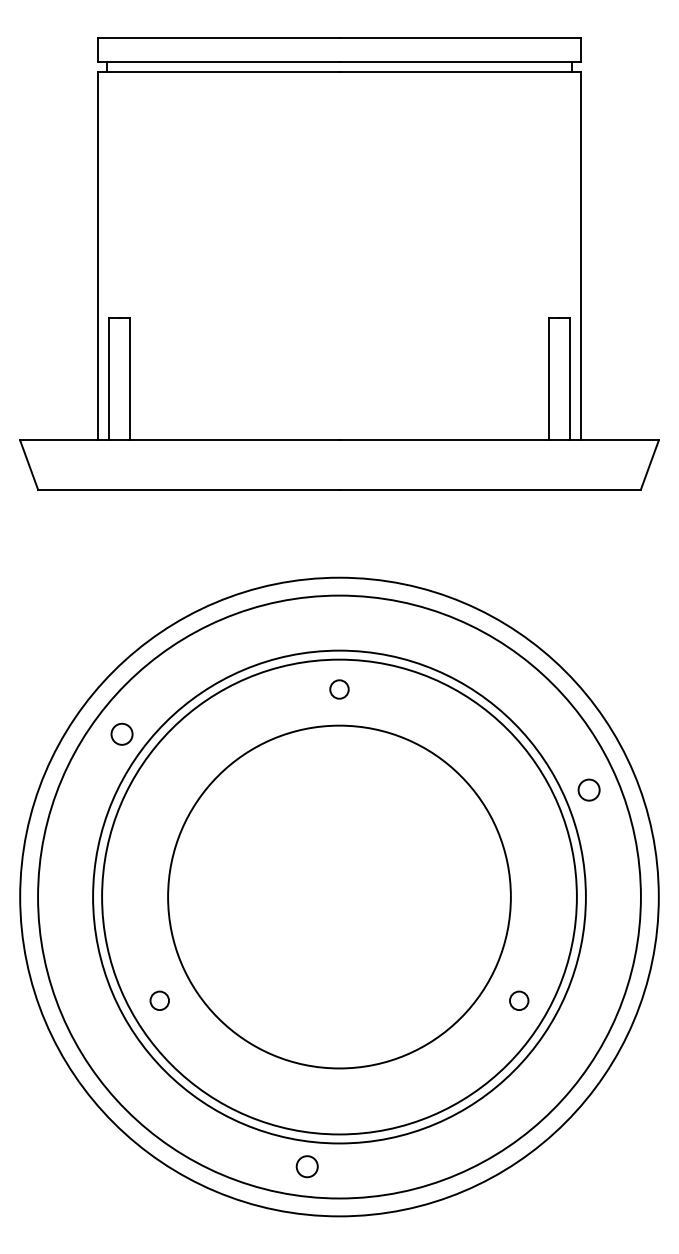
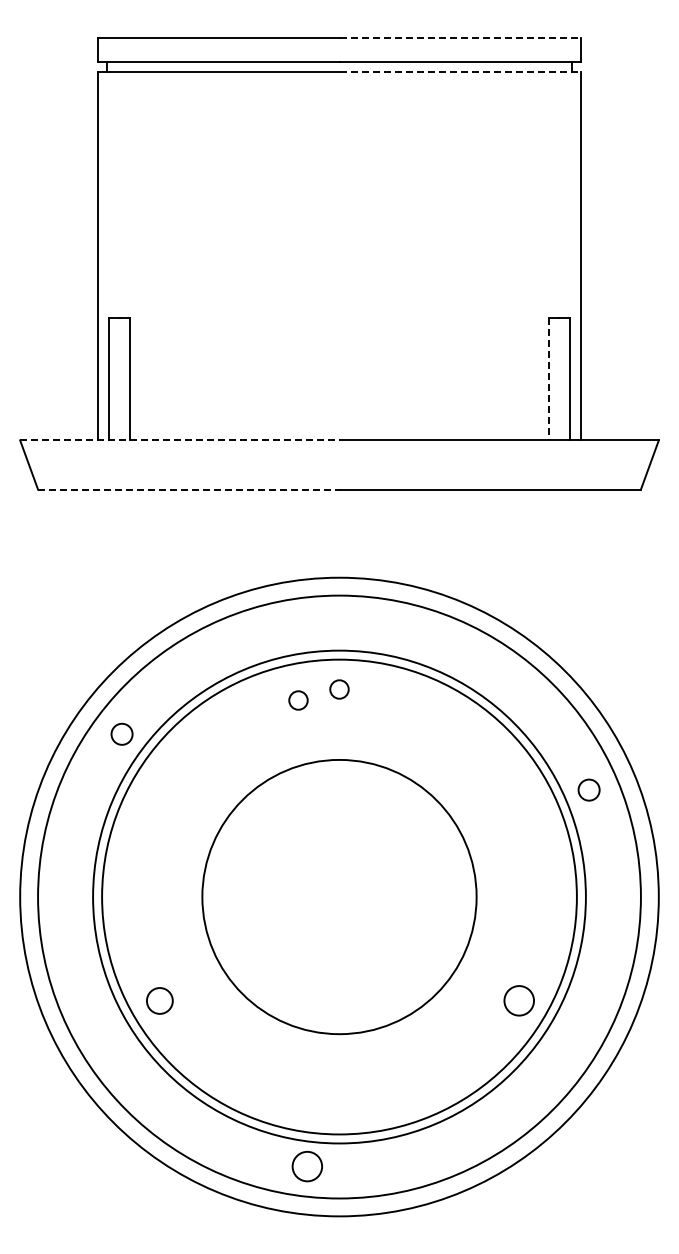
line: solid -> dashed (460, 37)
line: solid -> dashed (460, 72)
line: solid -> dashed (548, 379)
line: solid -> dashed (179, 440)
line: solid -> dashed (188, 489)
circle: none -> present (298, 700)
circle diameter: 343 px -> 274 px (339, 896)
circle size: 21x21 px -> 28x28 px (159, 1000)
circle diameter: 18 px -> 30 px (519, 1000)
circle size: 24x24 px -> 32x32 px (306, 1166)
